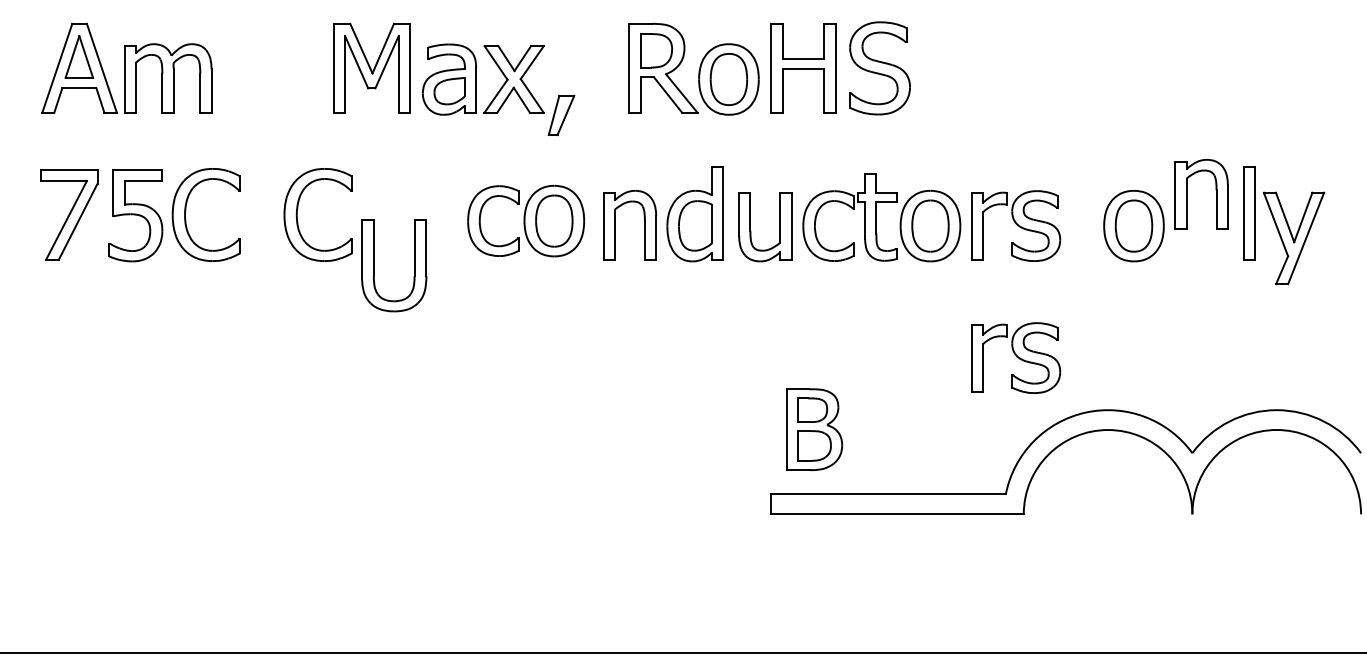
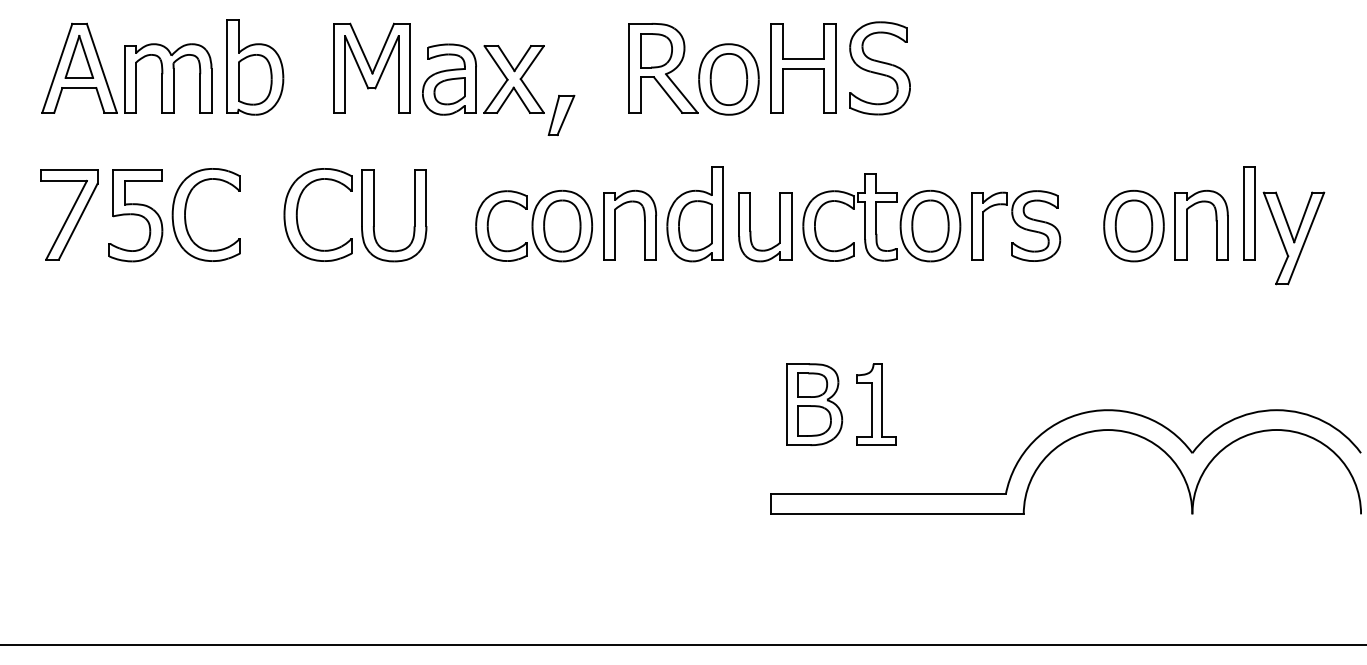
part: none -> present (255, 67)
part position: (1187, 193) -> (1187, 224) (1187, 224)
part position: (526, 220) -> (534, 225) (534, 225)
part position: (374, 265) -> (374, 215) (374, 215)
part: present -> none (1016, 357)
part: none -> present (876, 404)
part position: (814, 429) -> (814, 404) (814, 404)
line position: (682, 653) -> (682, 645) (682, 645)
